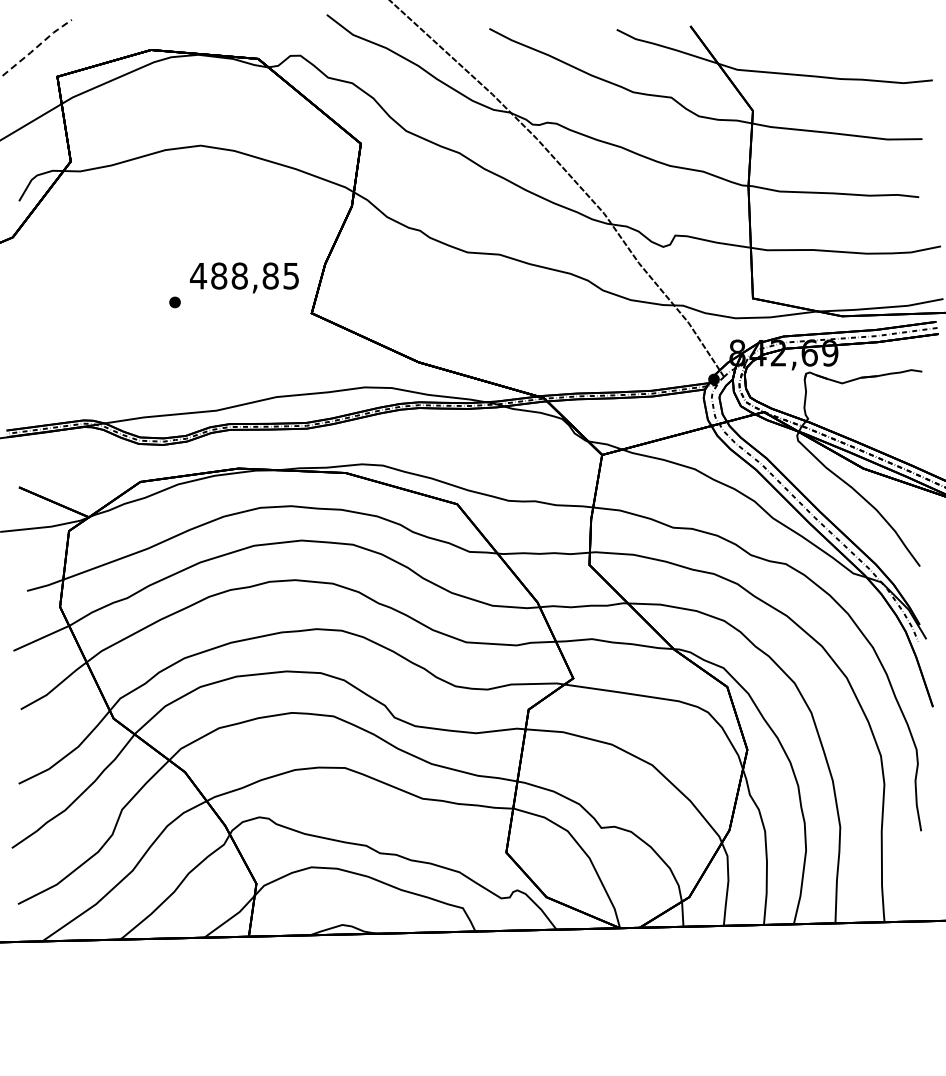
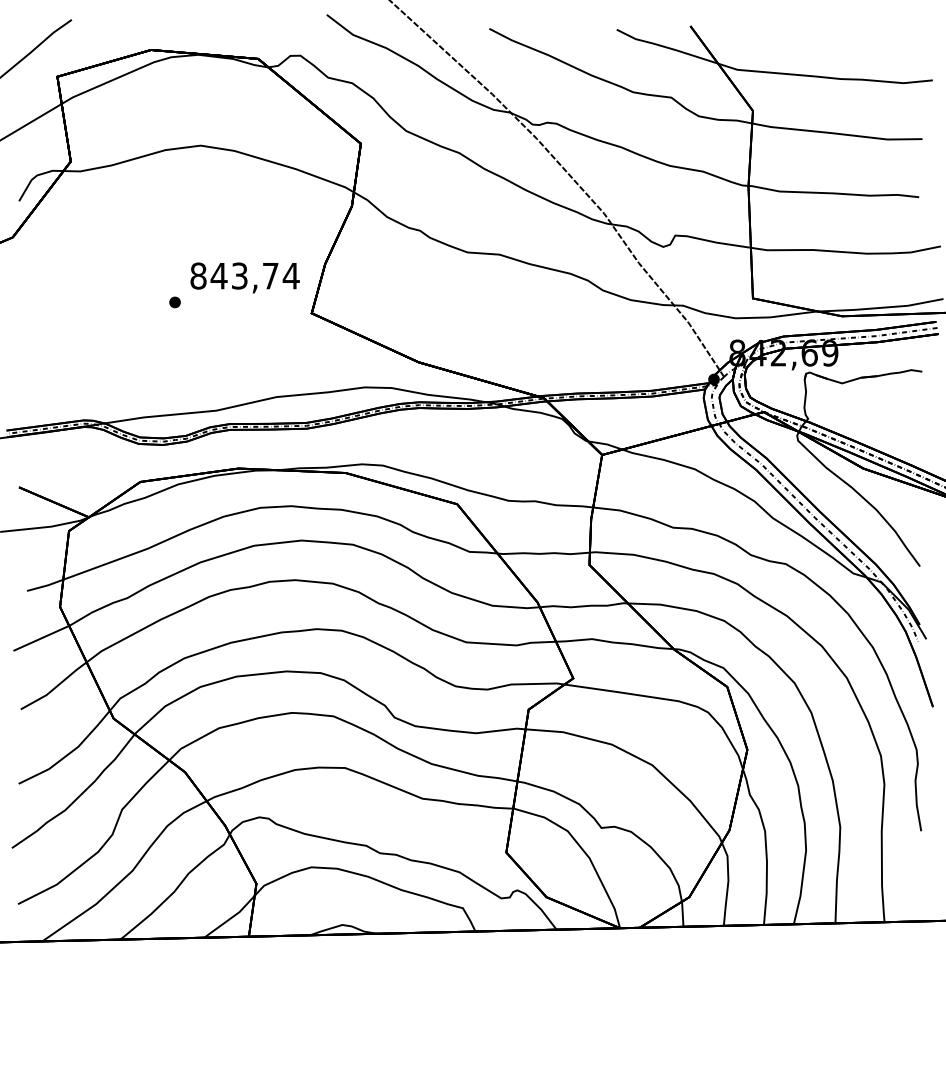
line: dashed -> solid (35, 48)
text: 488,85 -> 843,74 (244, 275)
